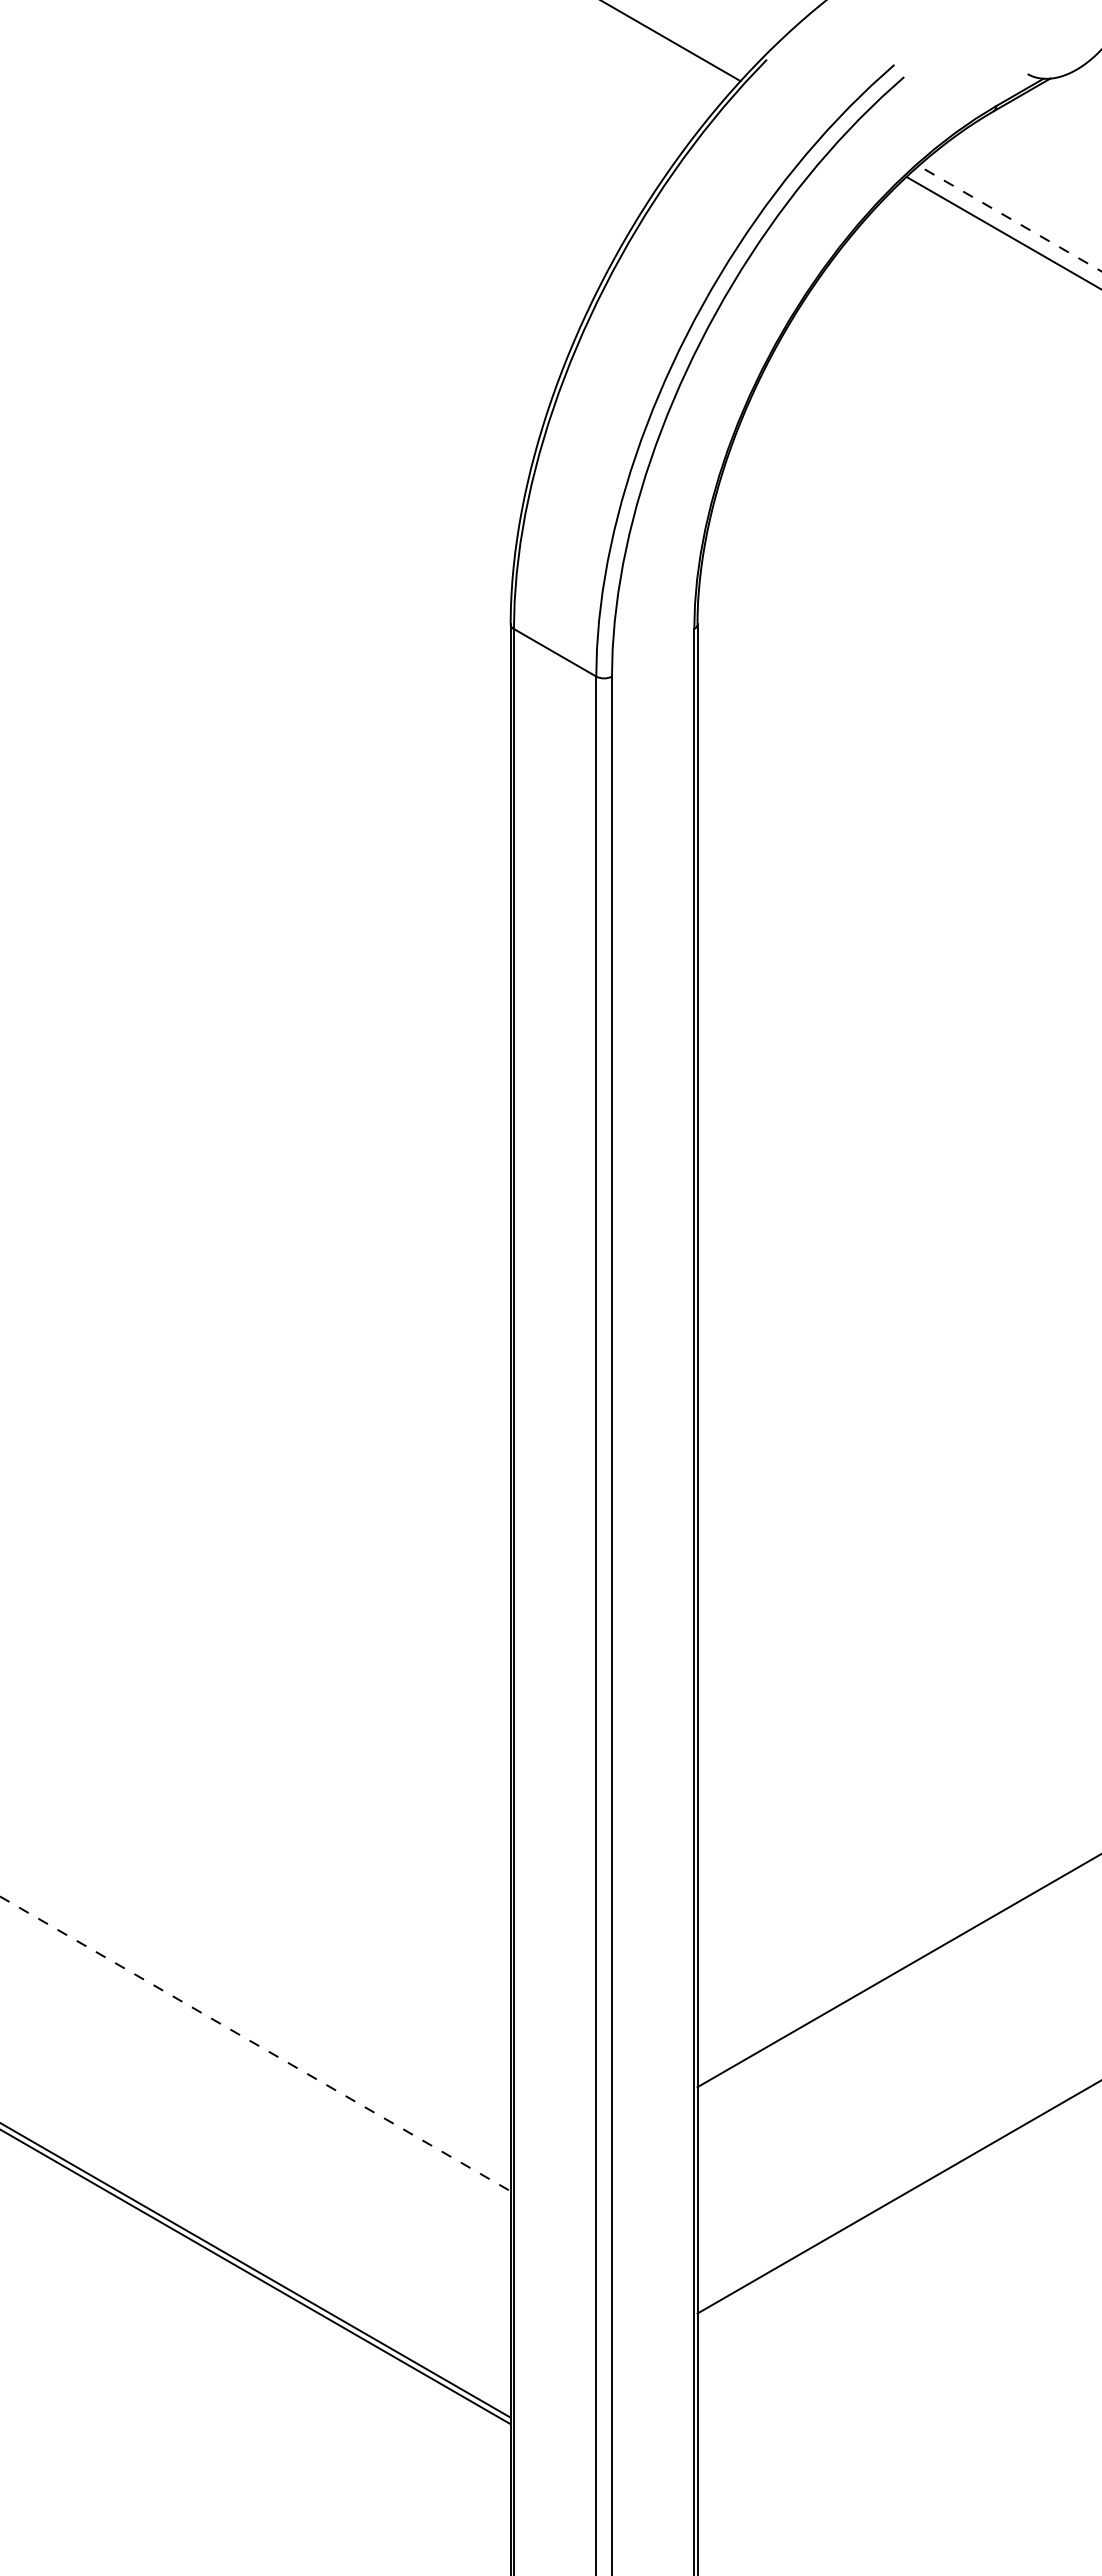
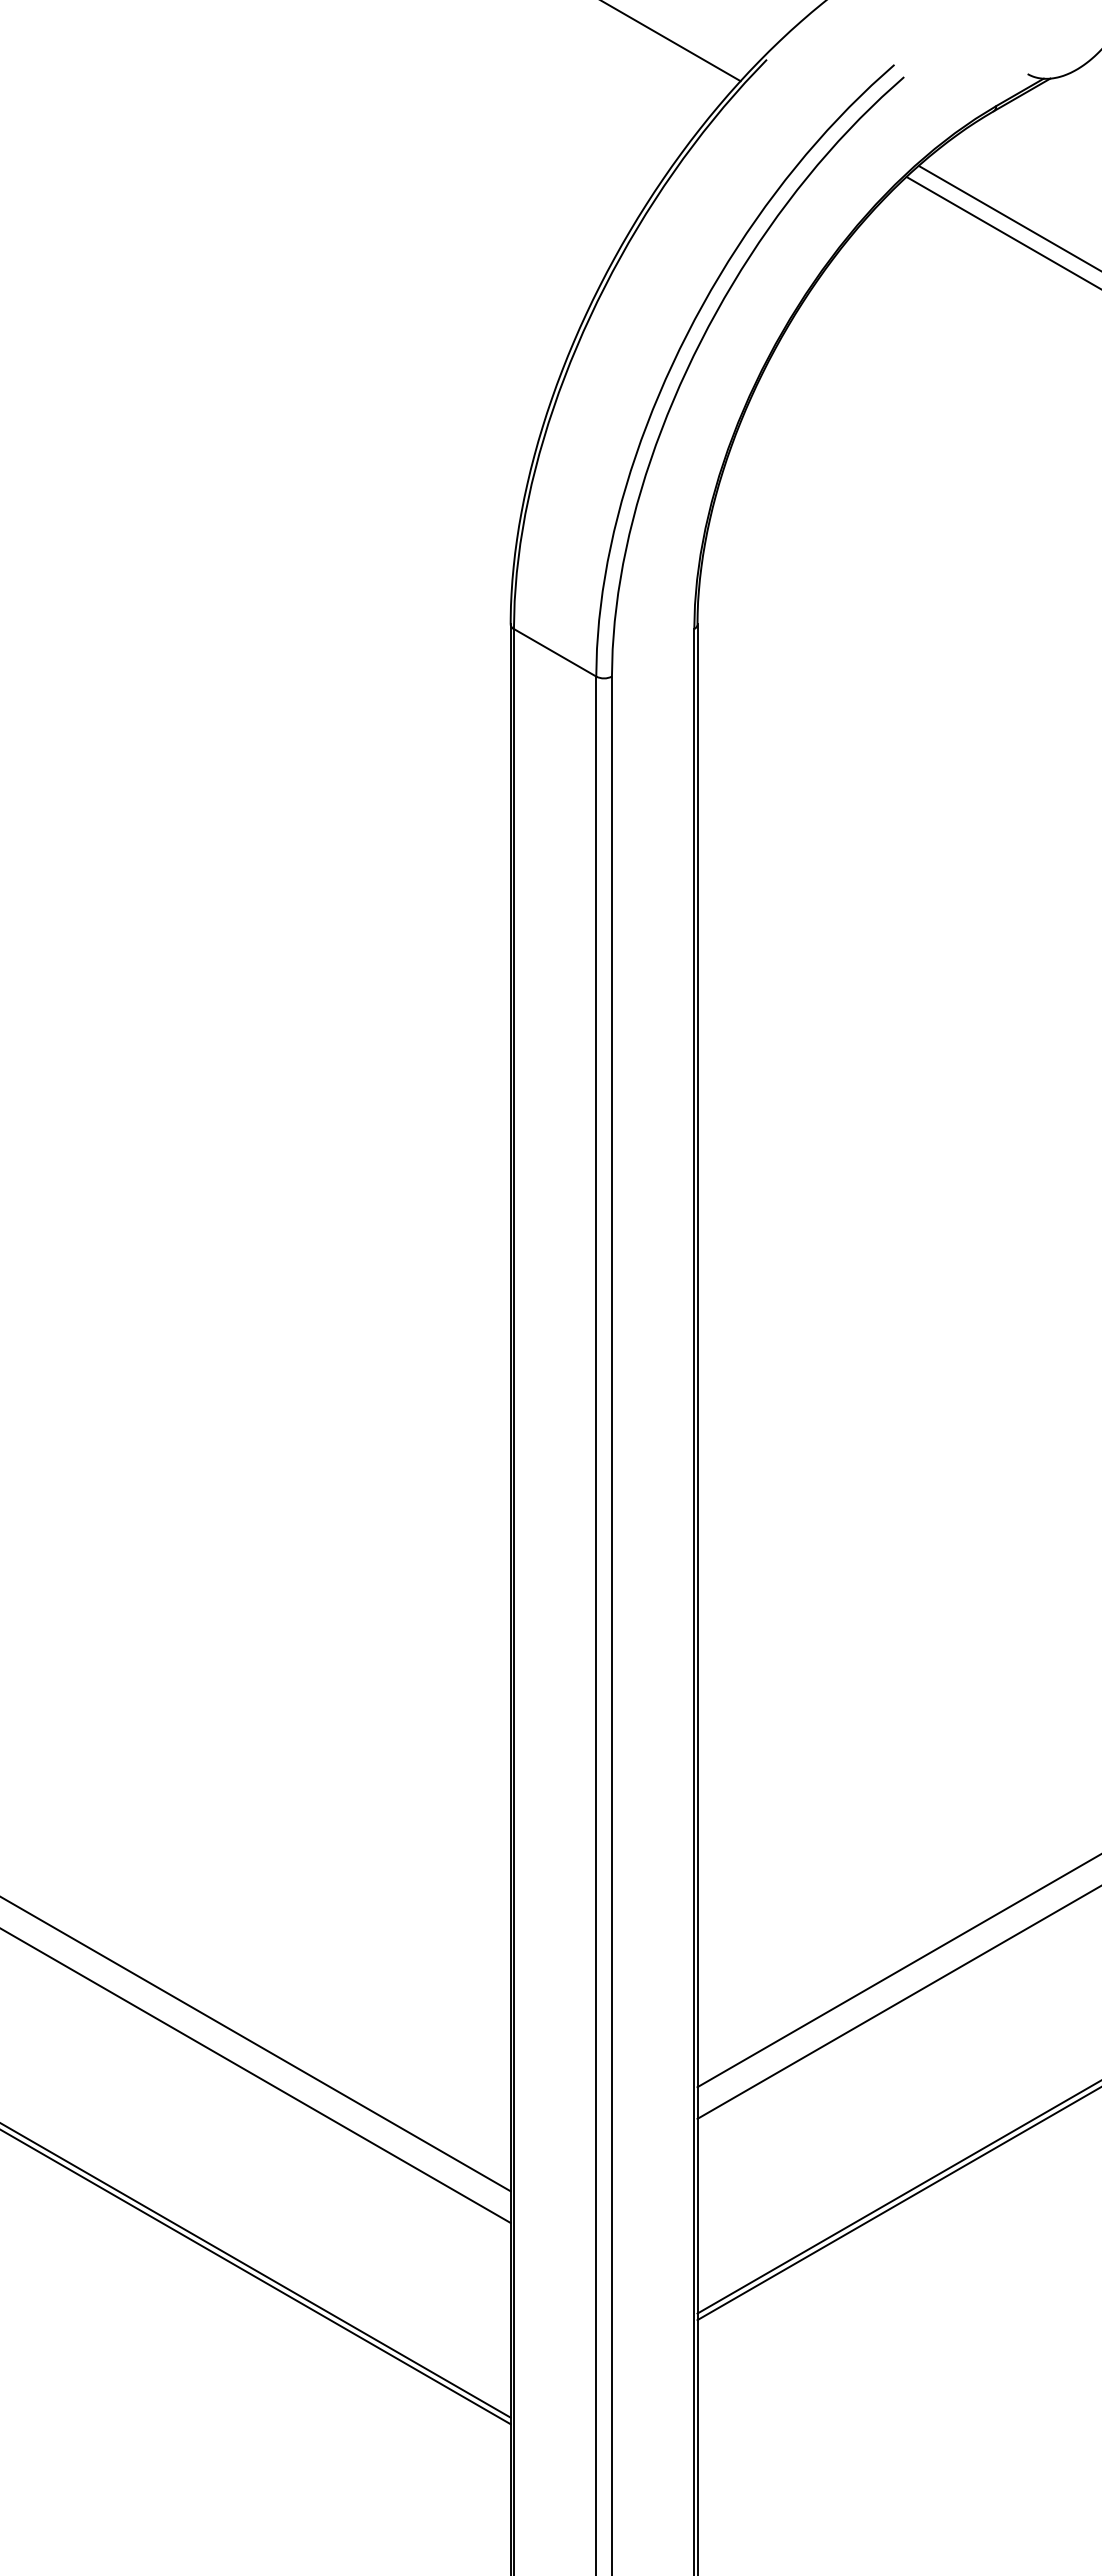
line: dashed -> solid (1009, 218)
line: none -> present (897, 2002)
line: dashed -> solid (256, 2044)
line: none -> present (256, 2076)
line: none -> present (897, 2204)
